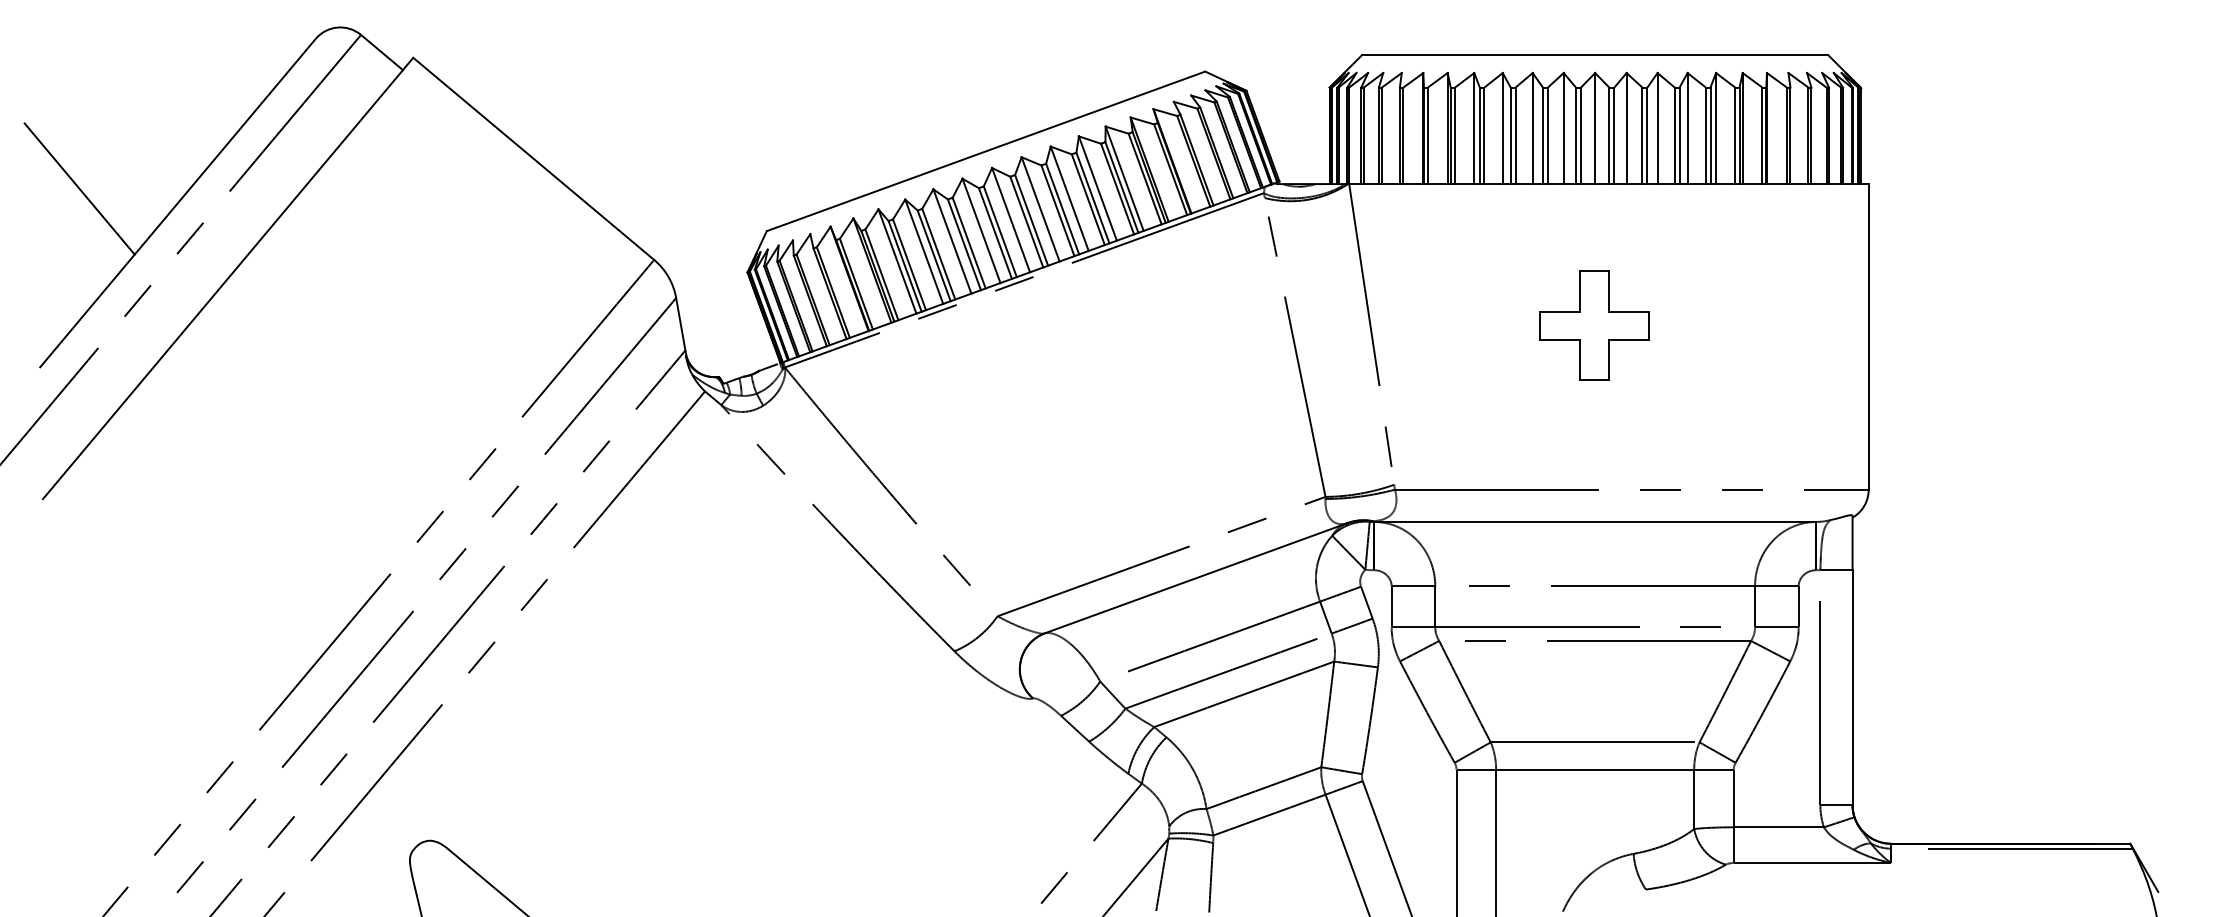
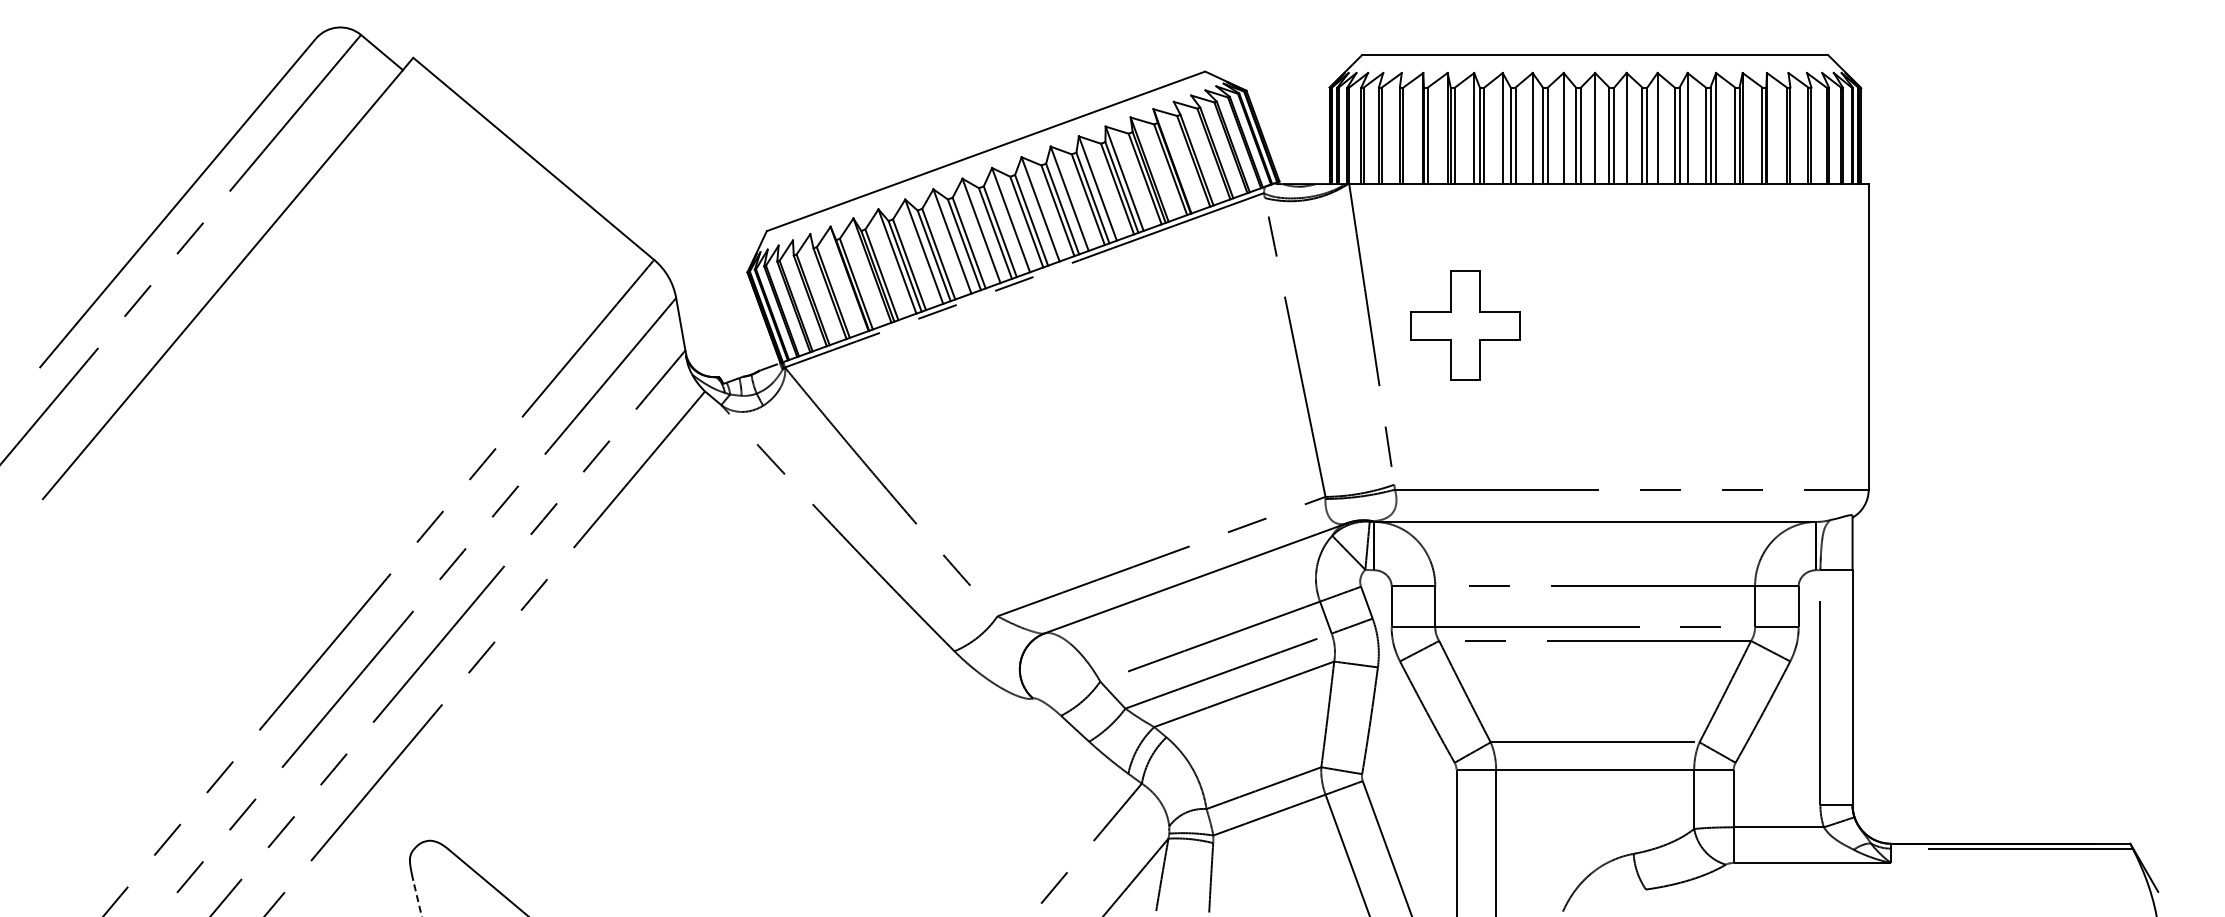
line: present -> none (79, 188)
part position: (1594, 325) -> (1465, 325) (1465, 325)
line: solid -> dashed (417, 898)
